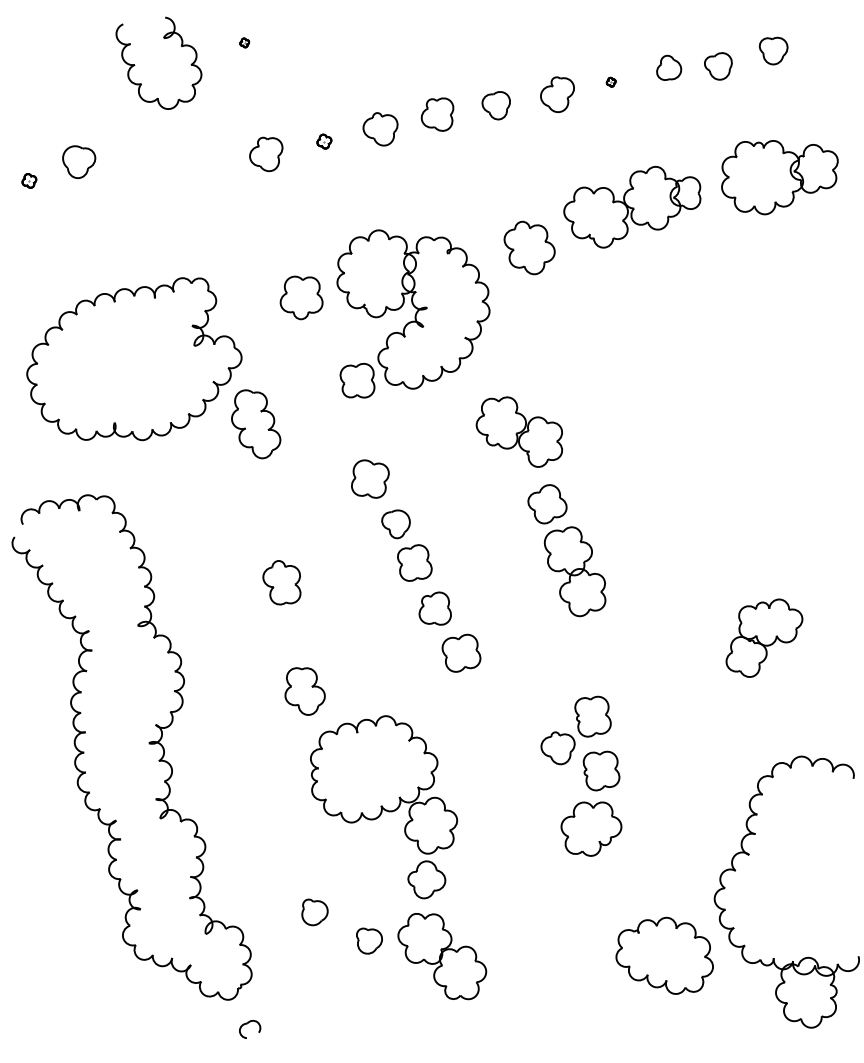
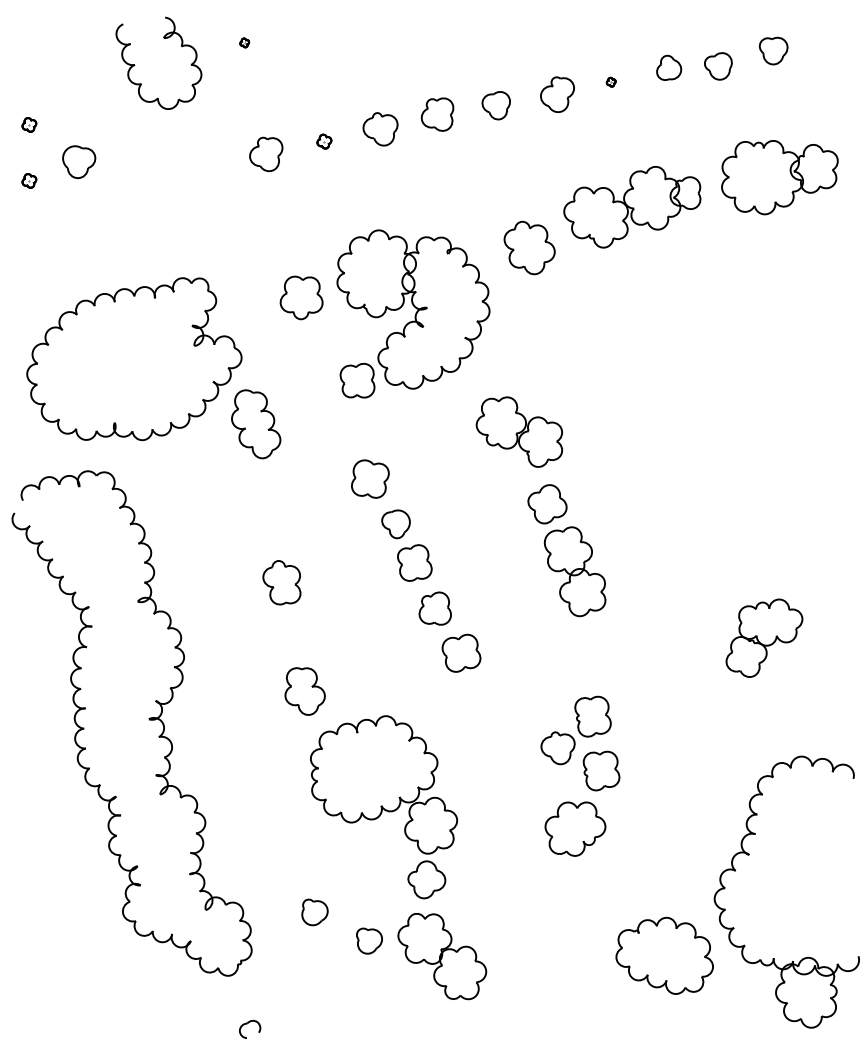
part: none -> present (29, 124)
part position: (148, 743) -> (148, 719) (148, 719)
part position: (591, 828) -> (575, 828) (575, 828)
